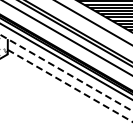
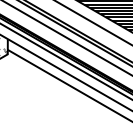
line: dashed -> solid (66, 72)
line: dashed -> solid (70, 85)
